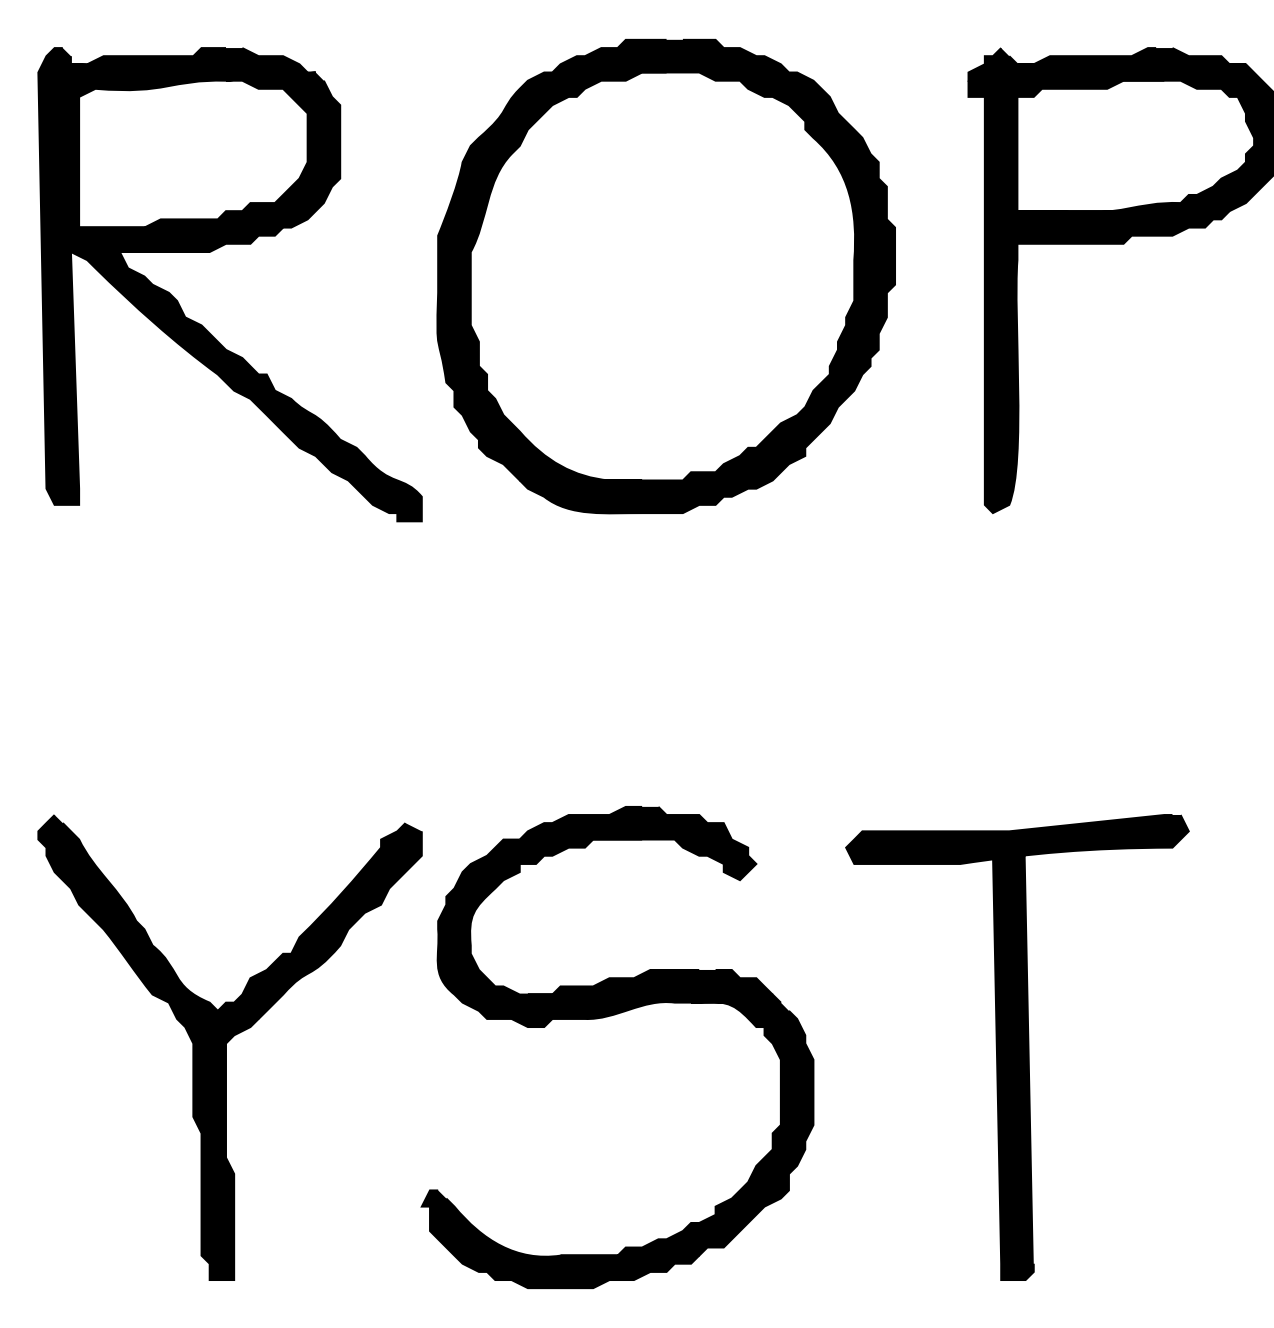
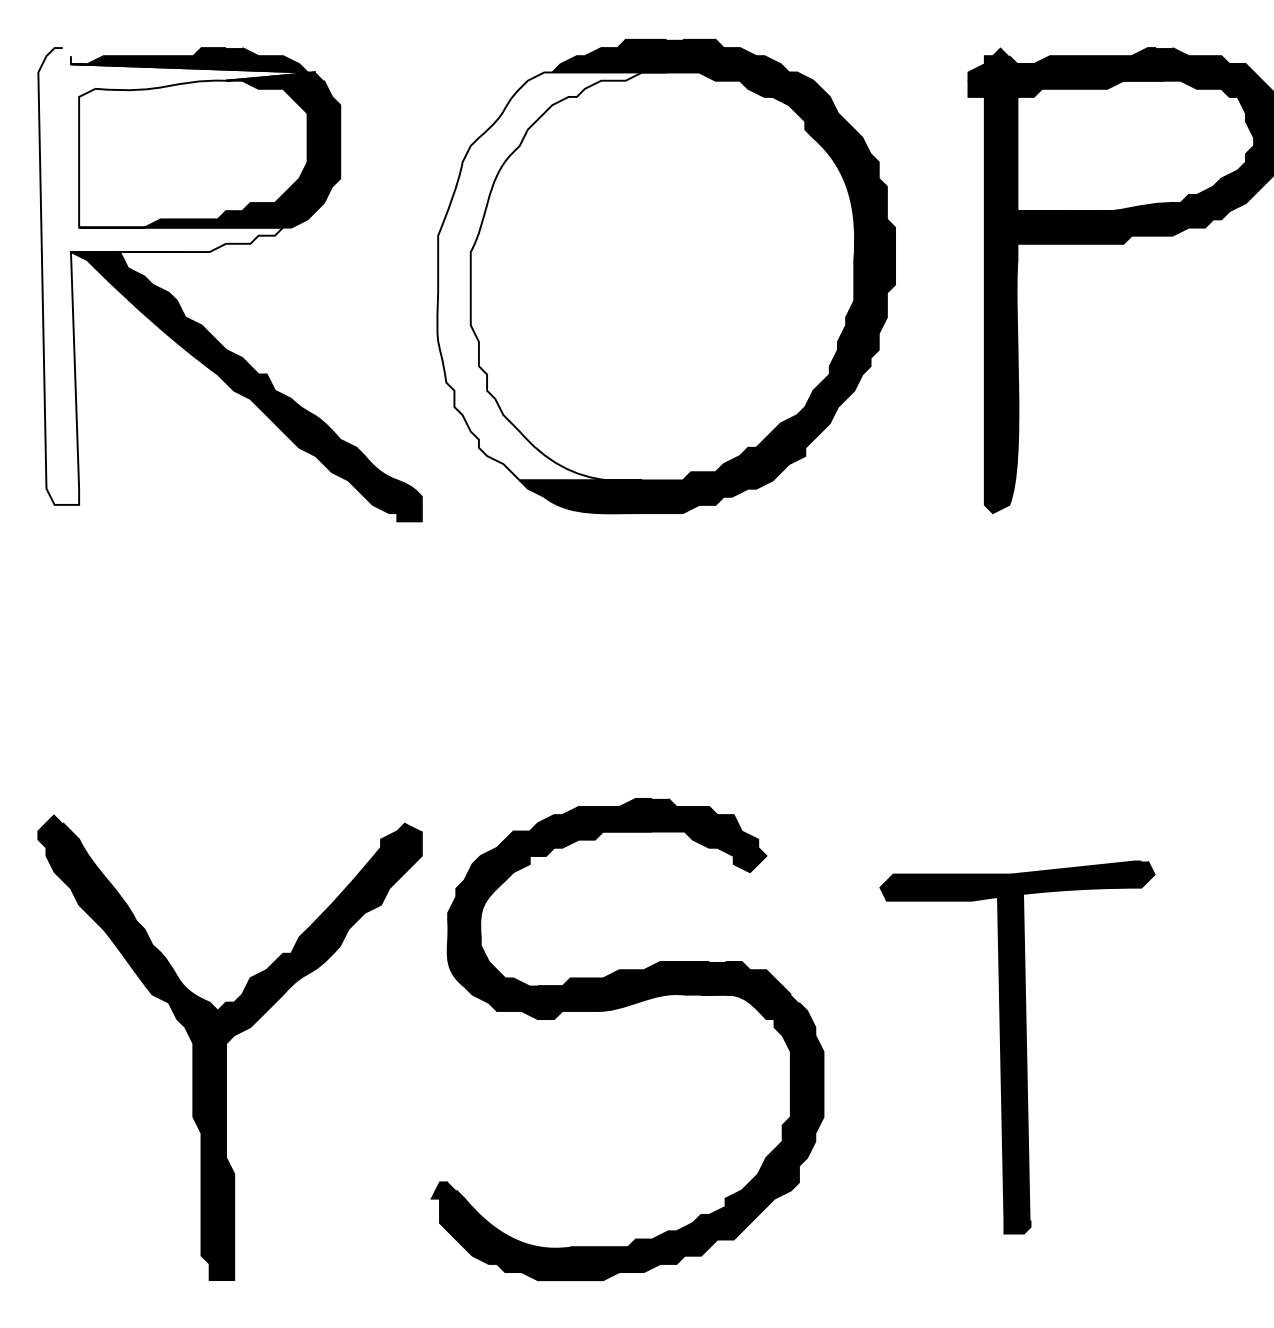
fill: present -> none (176, 276)
fill: present -> none (551, 276)
part position: (611, 1016) -> (621, 1008) (621, 1008)
part size: 345x467 px -> 277x375 px (1017, 1047)
